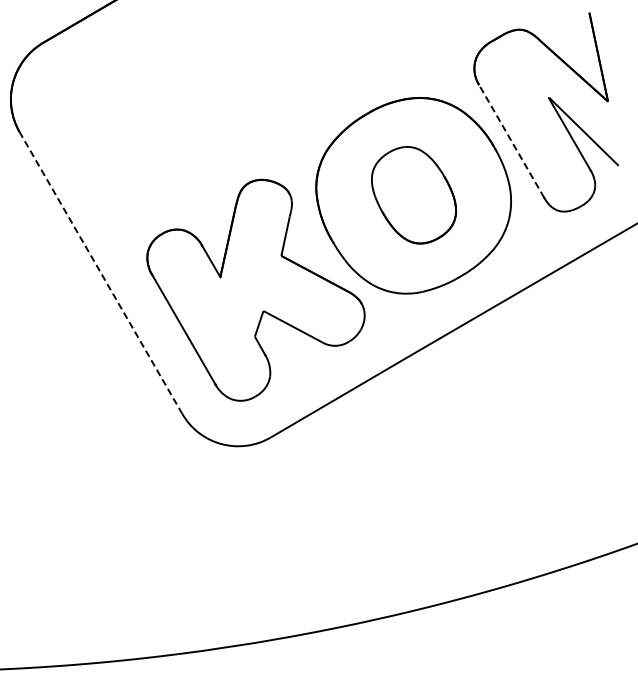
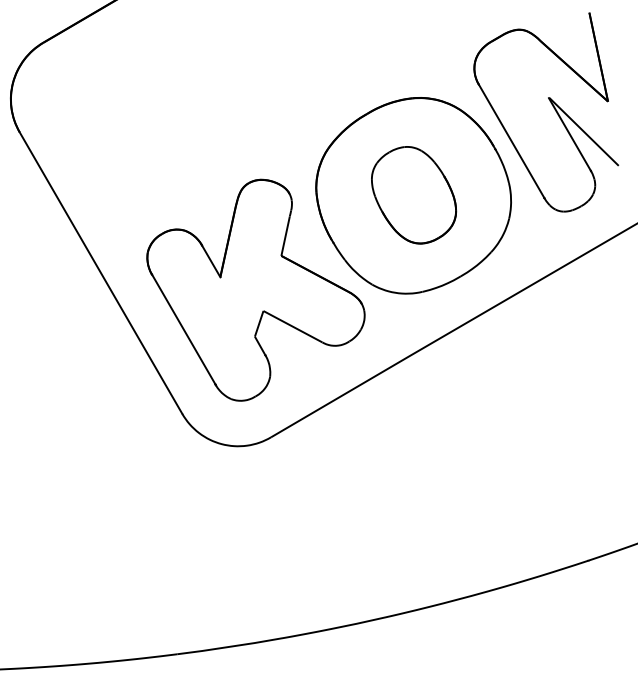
line: dashed -> solid (511, 141)
line: dashed -> solid (100, 273)
